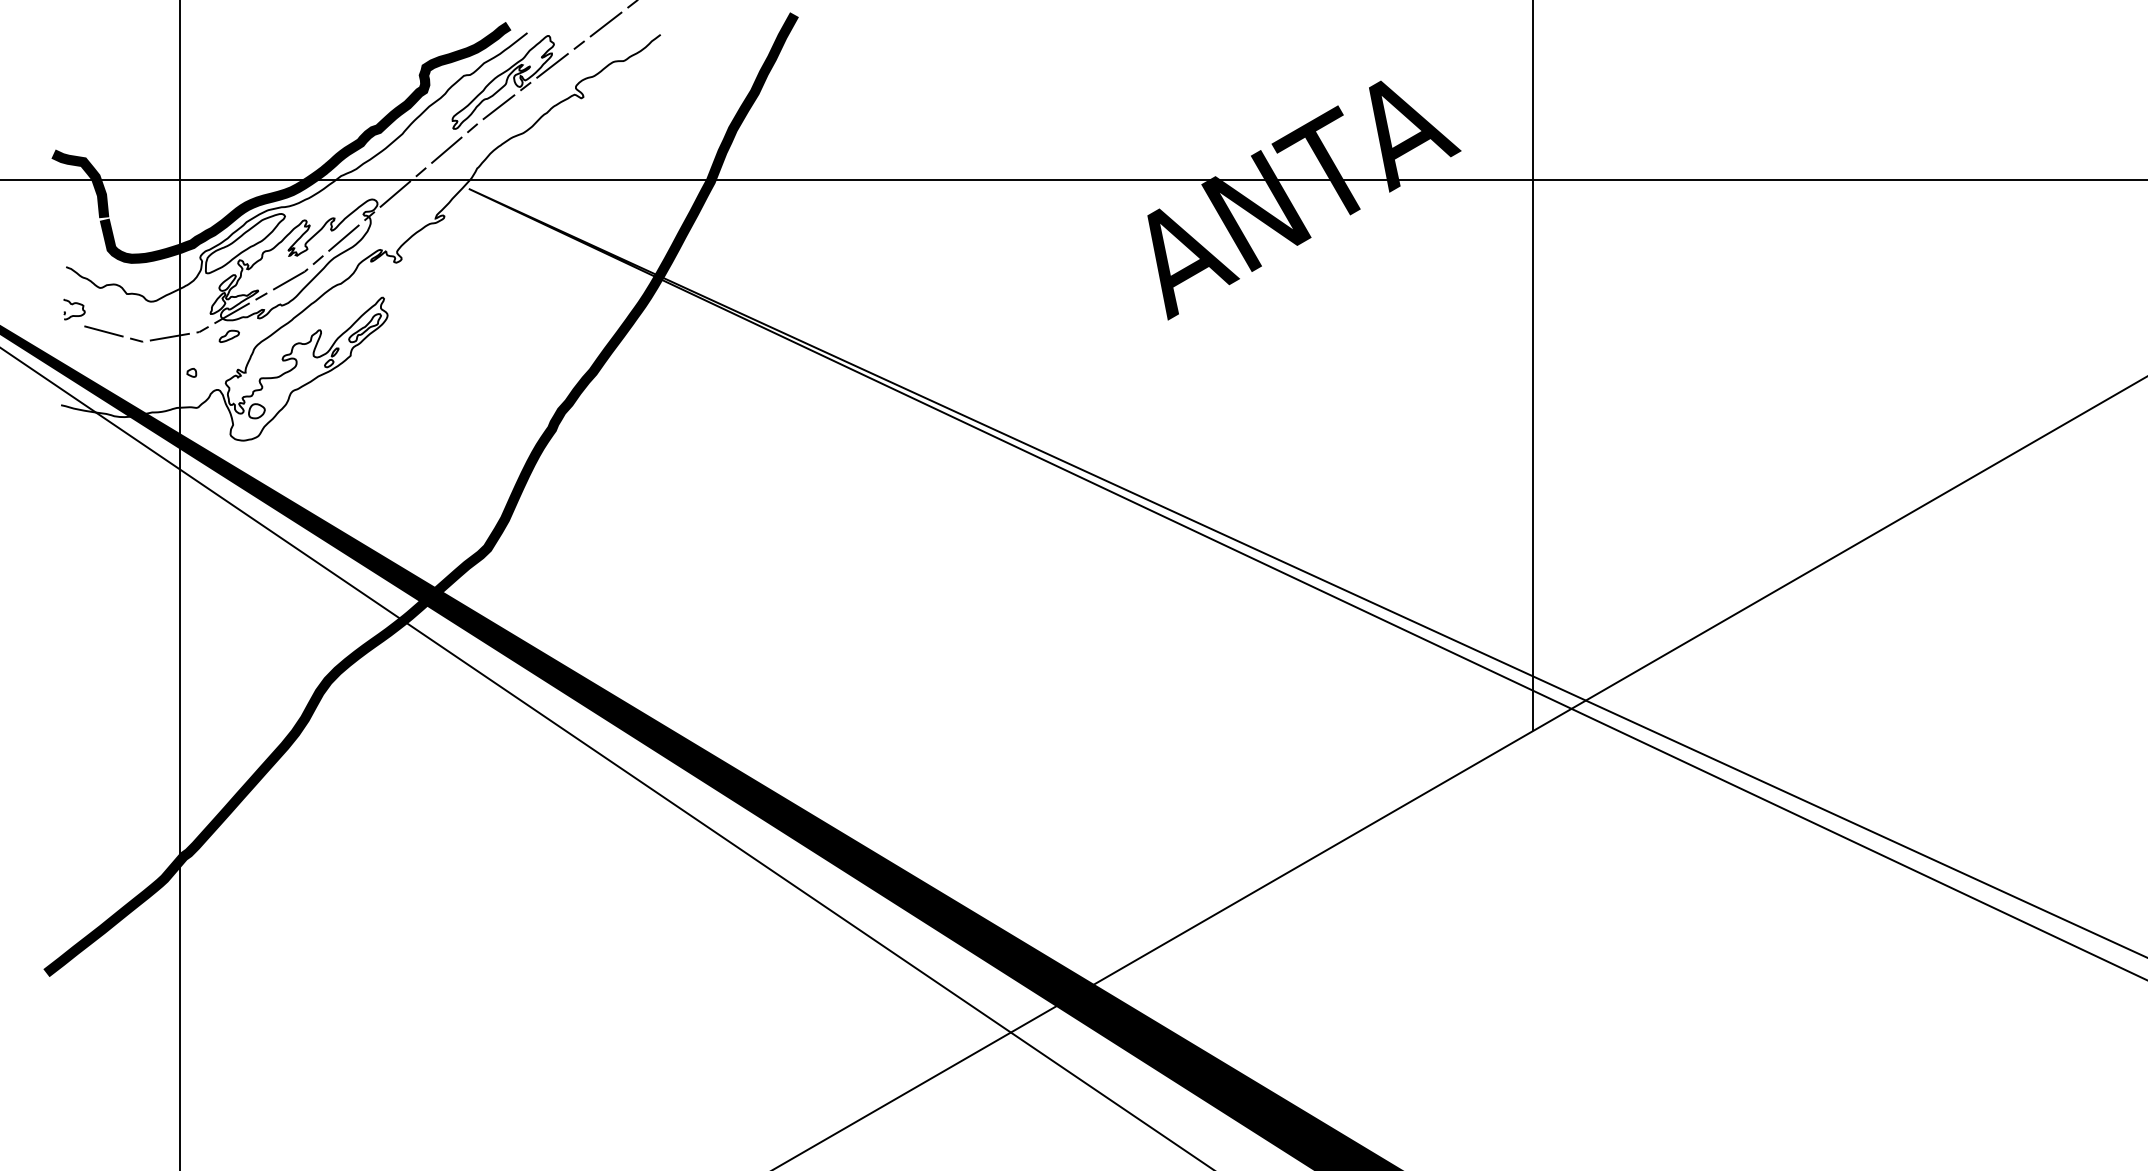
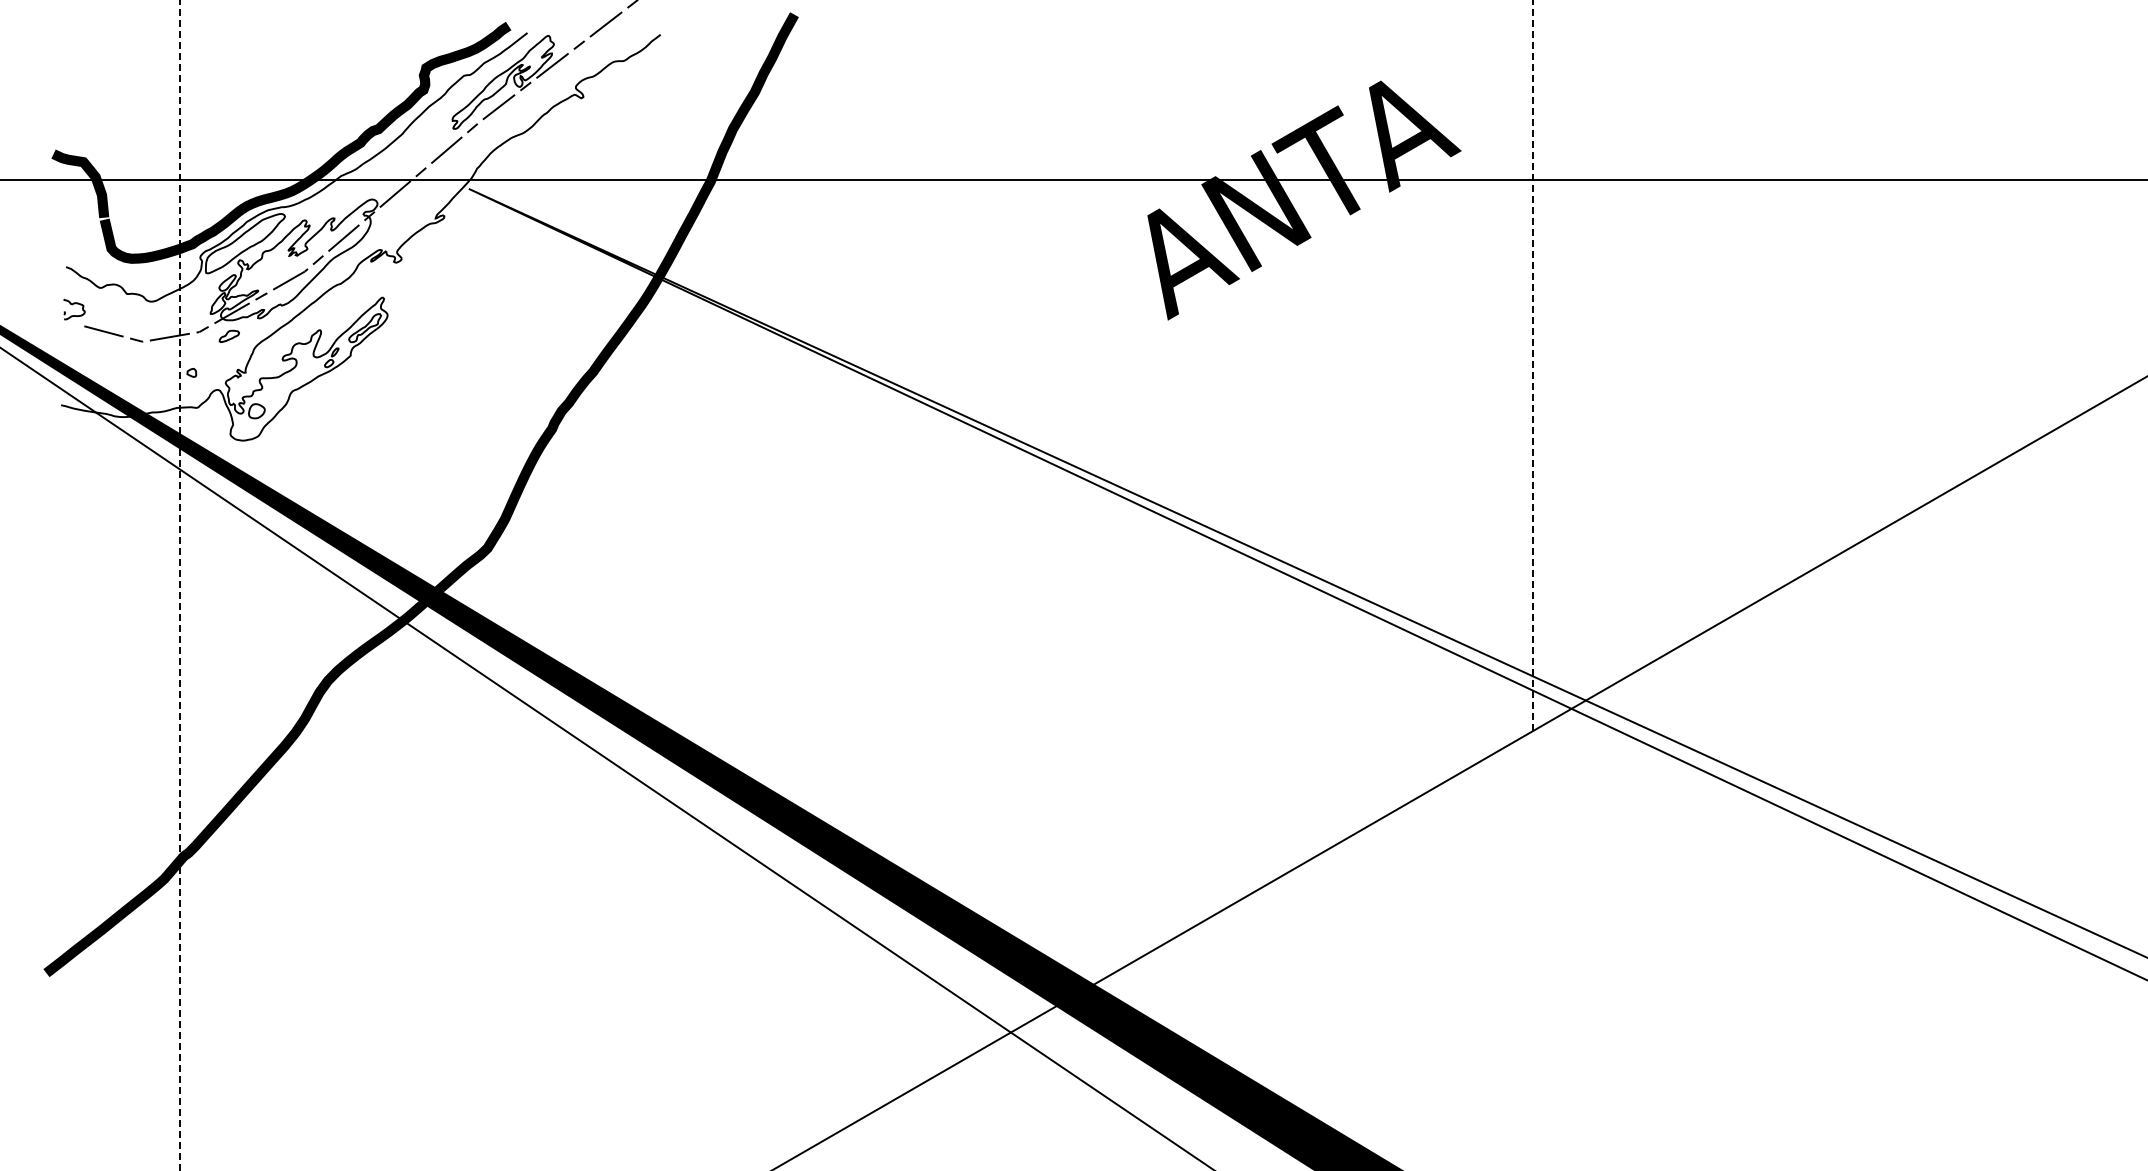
line: solid -> dashed (1533, 366)
line: solid -> dashed (180, 585)
